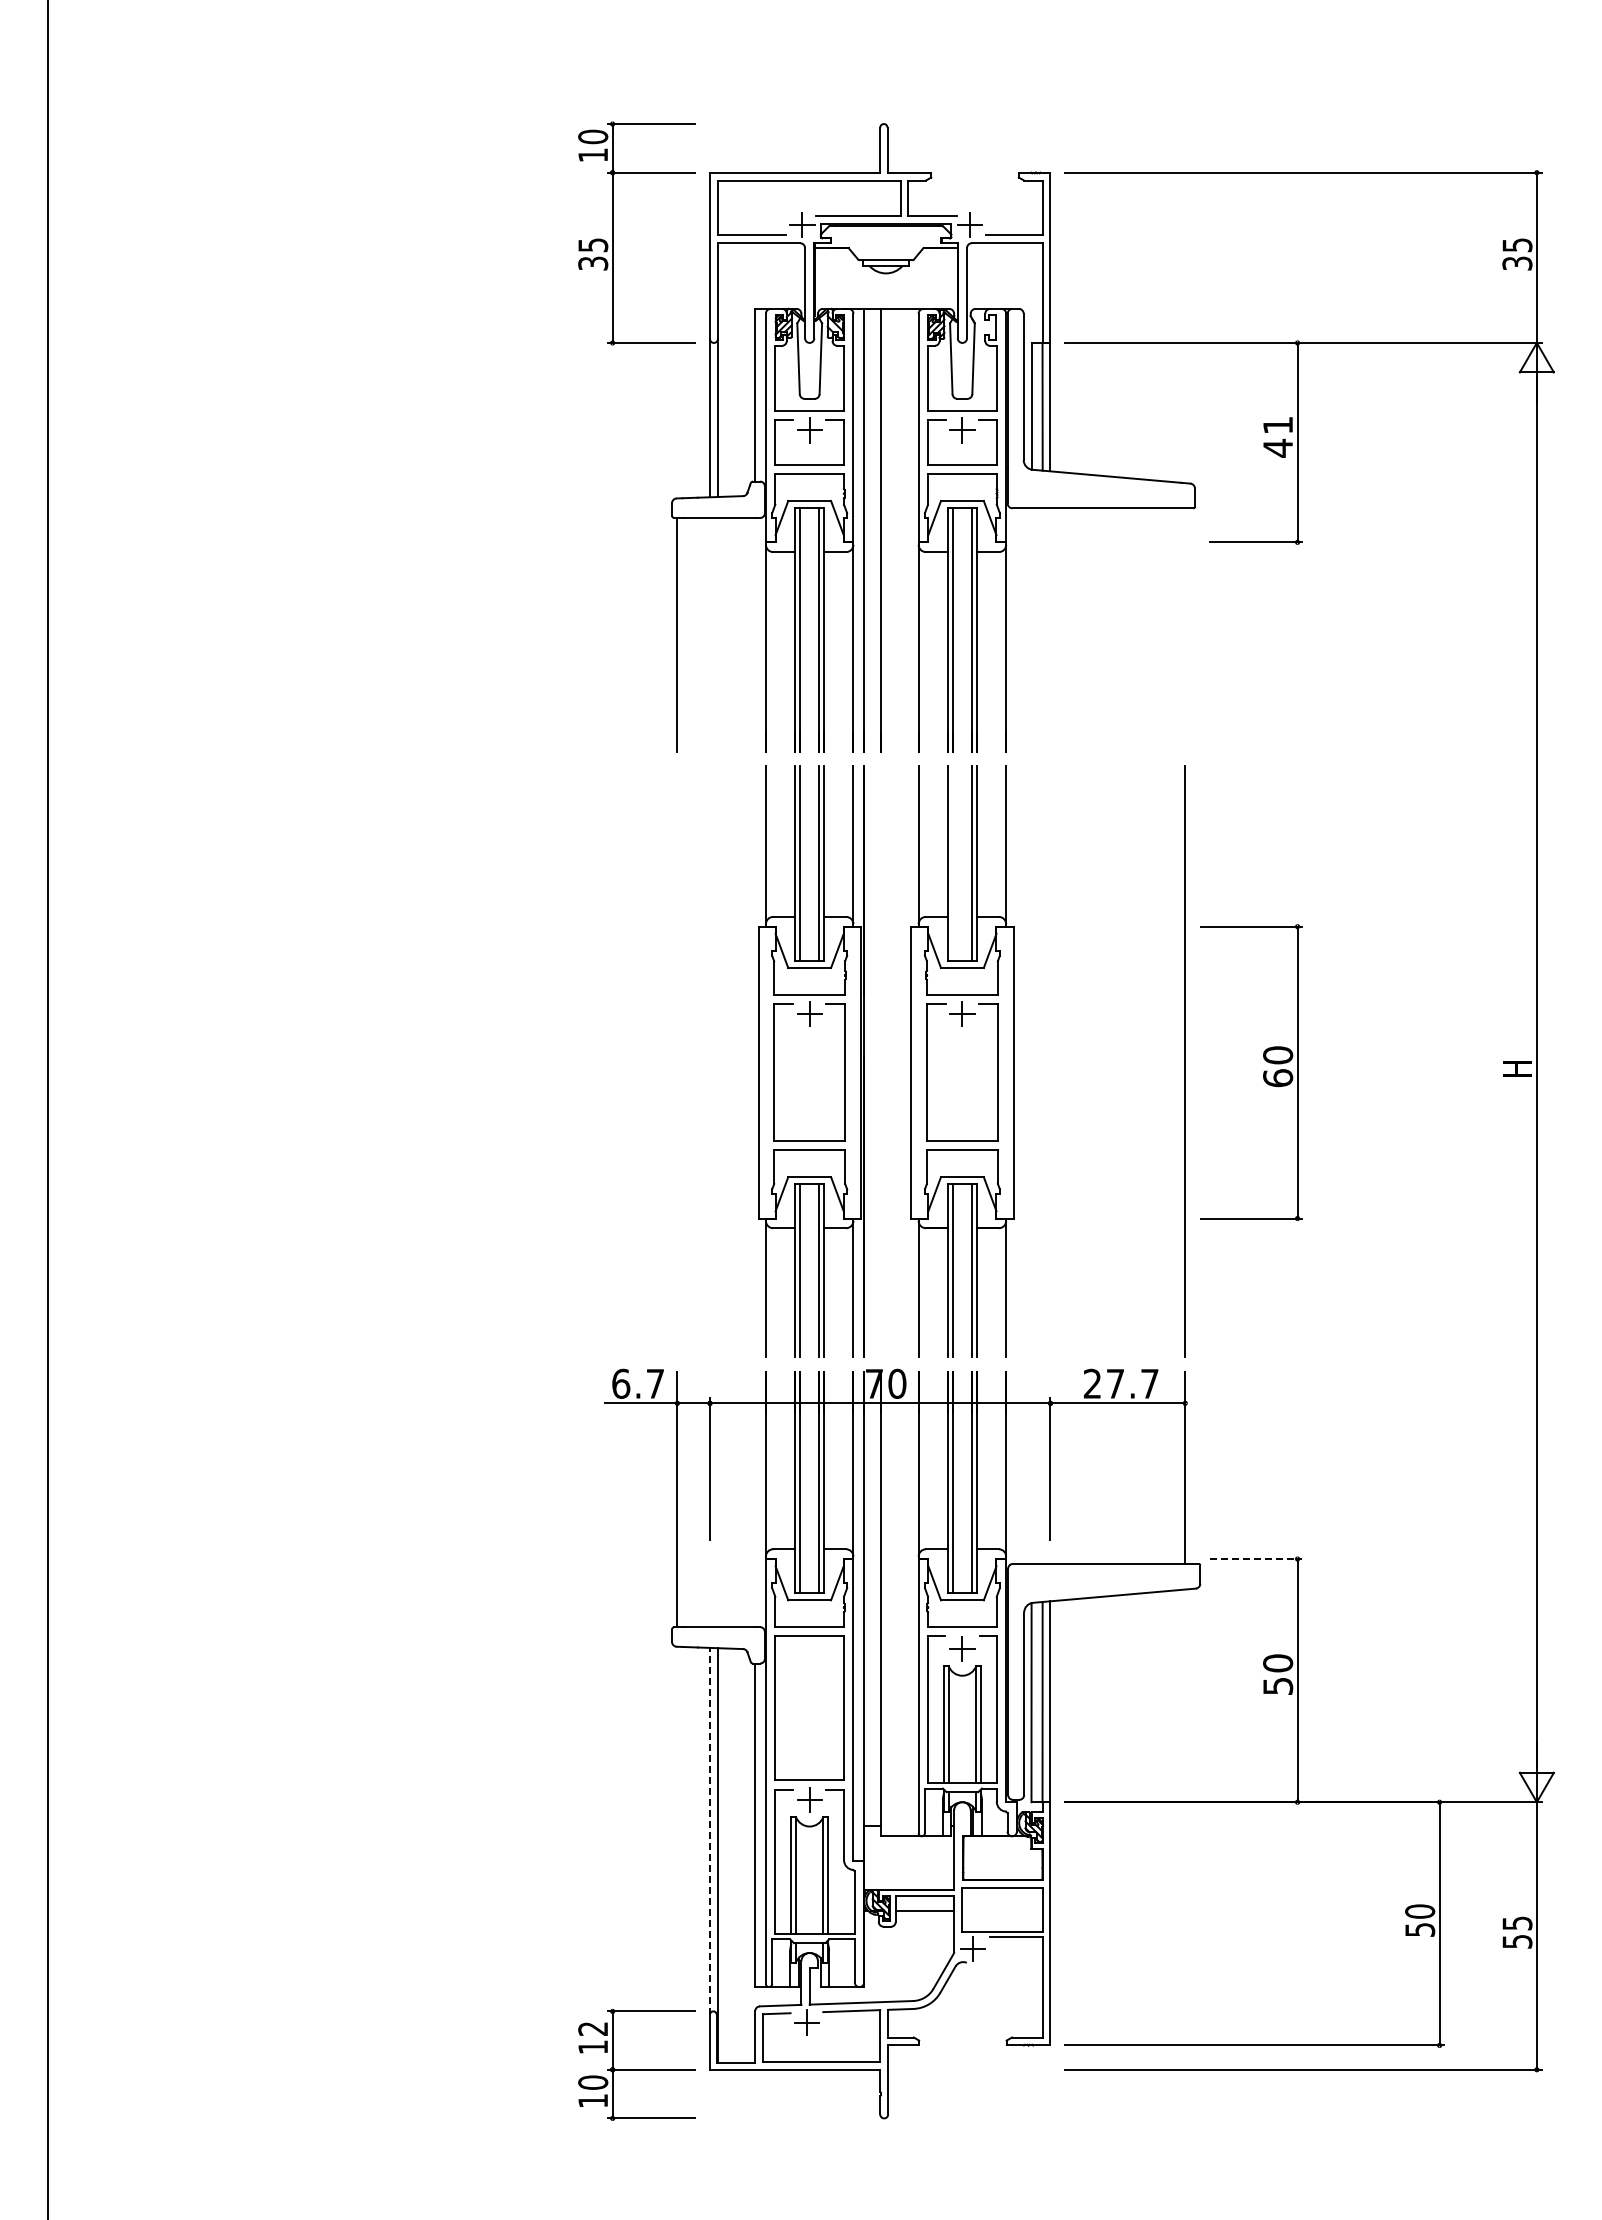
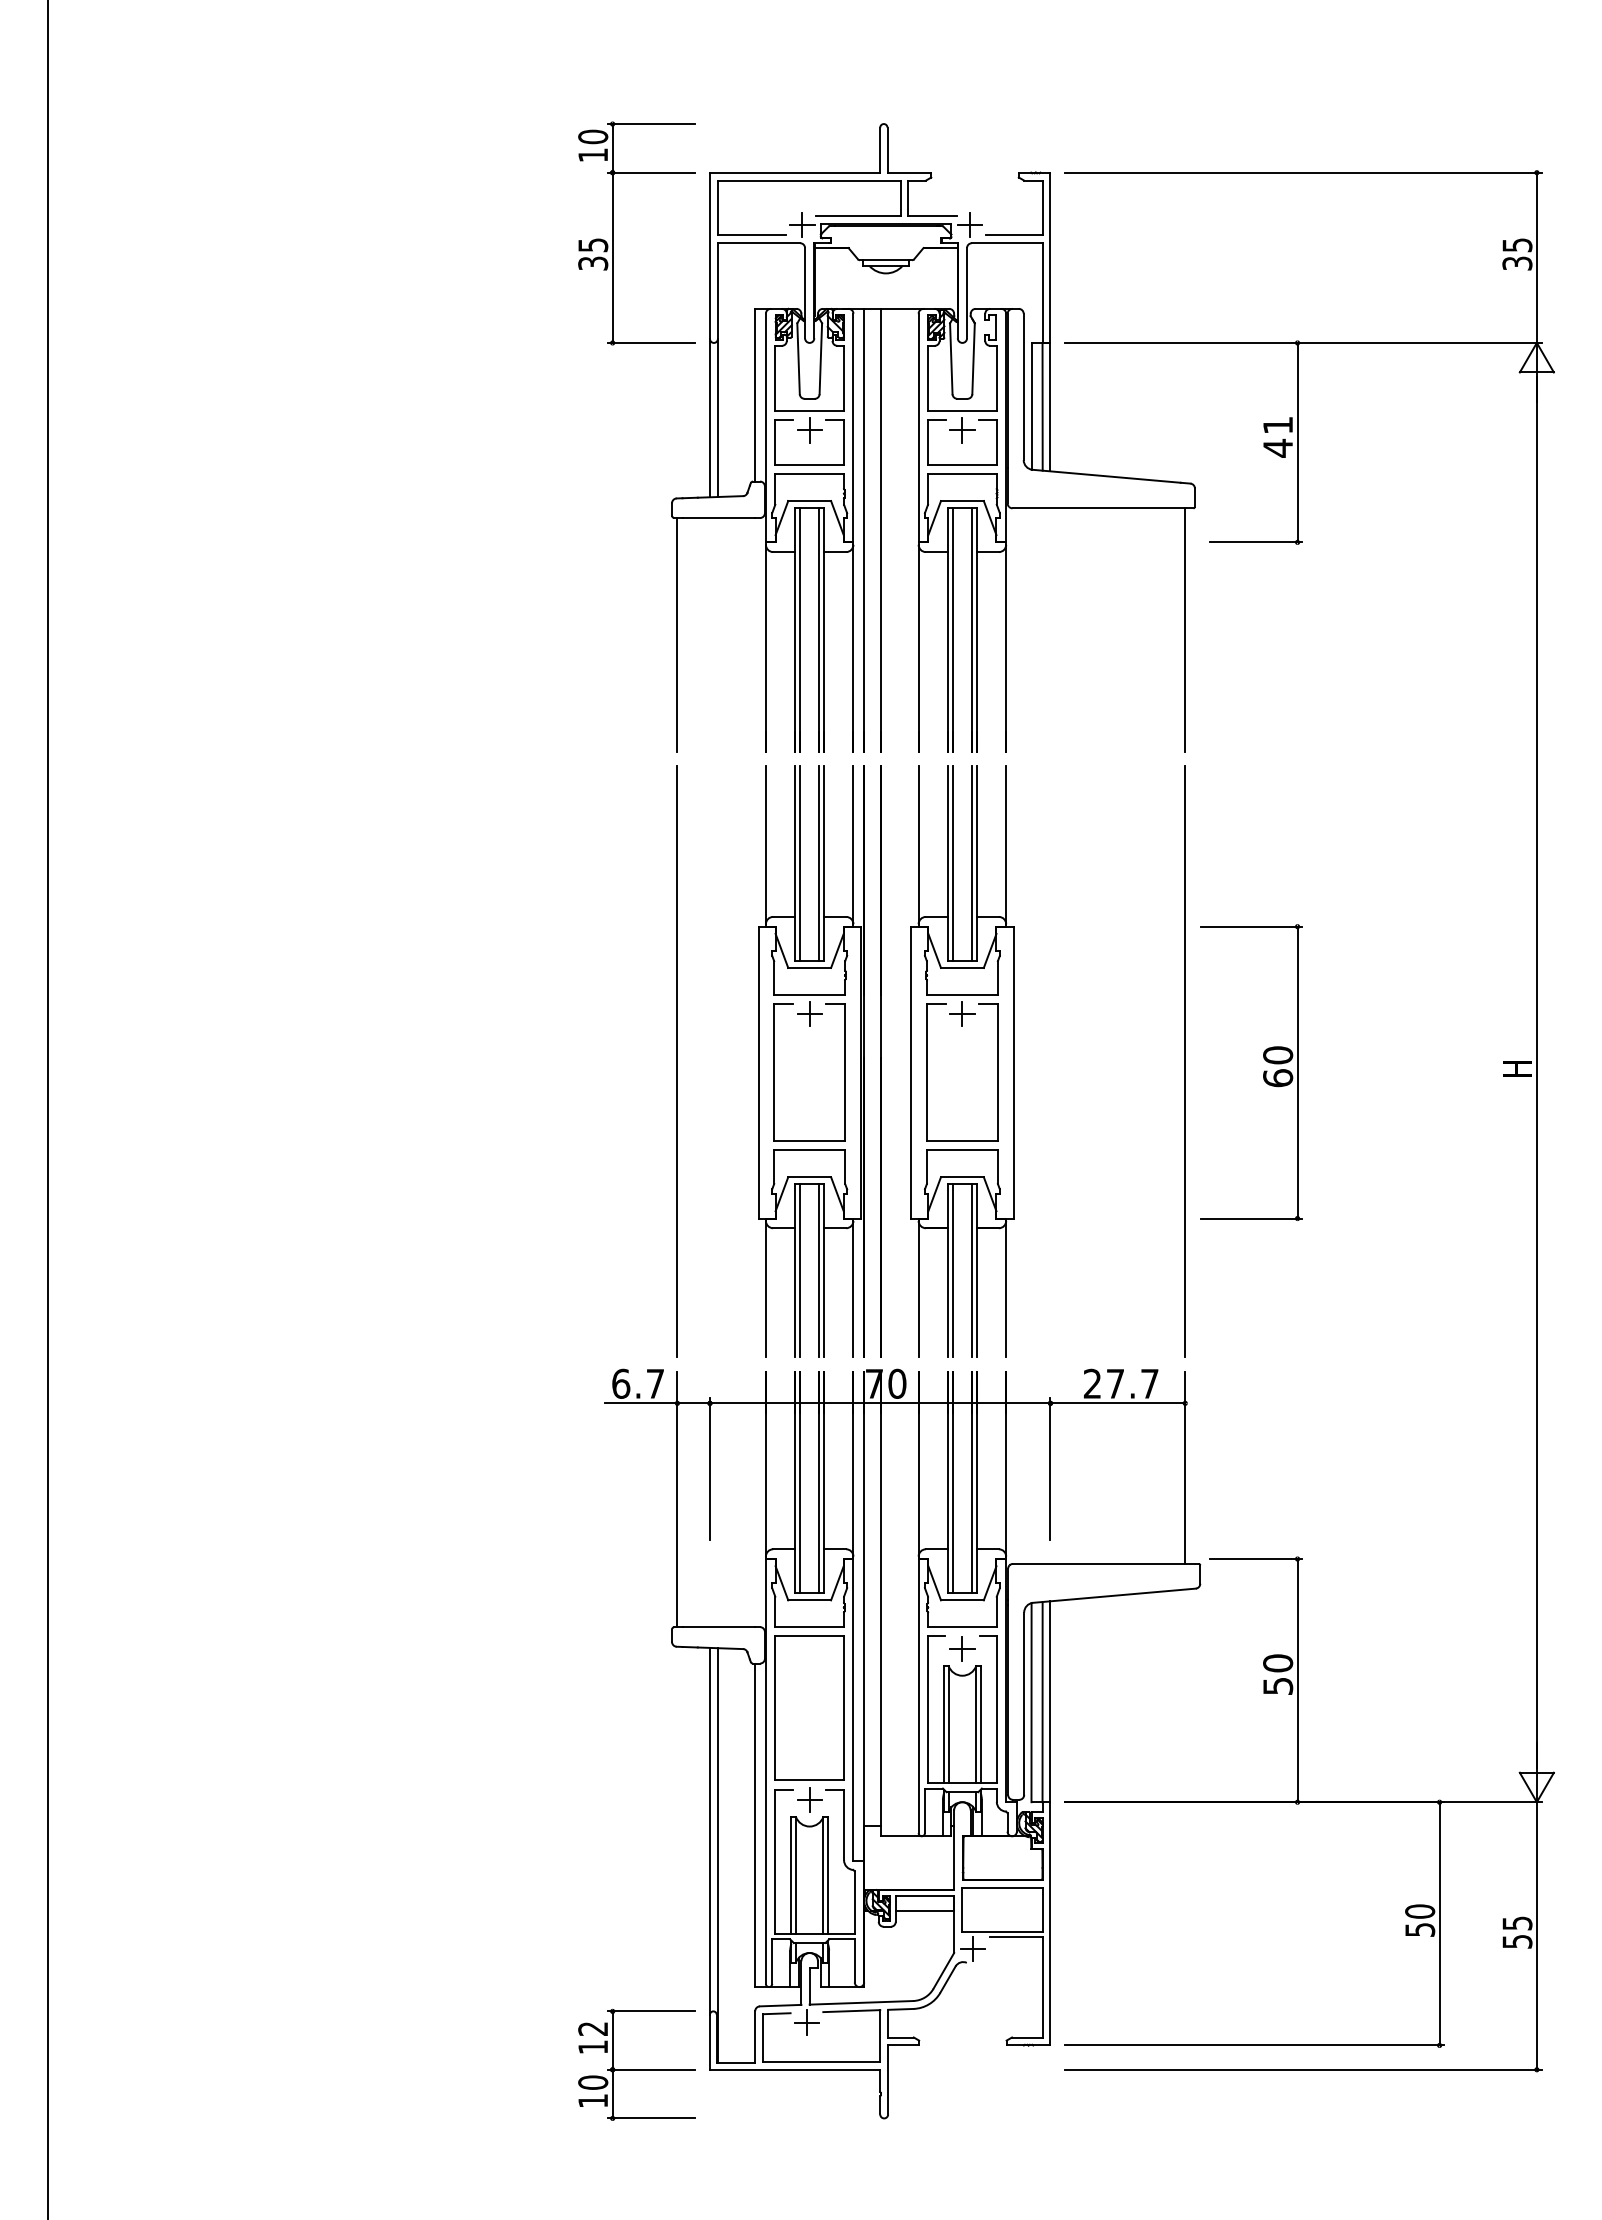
line: none -> present (1185, 629)
line: none -> present (952, 863)
line: none -> present (676, 1061)
line: none -> present (880, 1061)
line: dashed -> solid (1256, 1559)
line: dashed -> solid (709, 1830)
